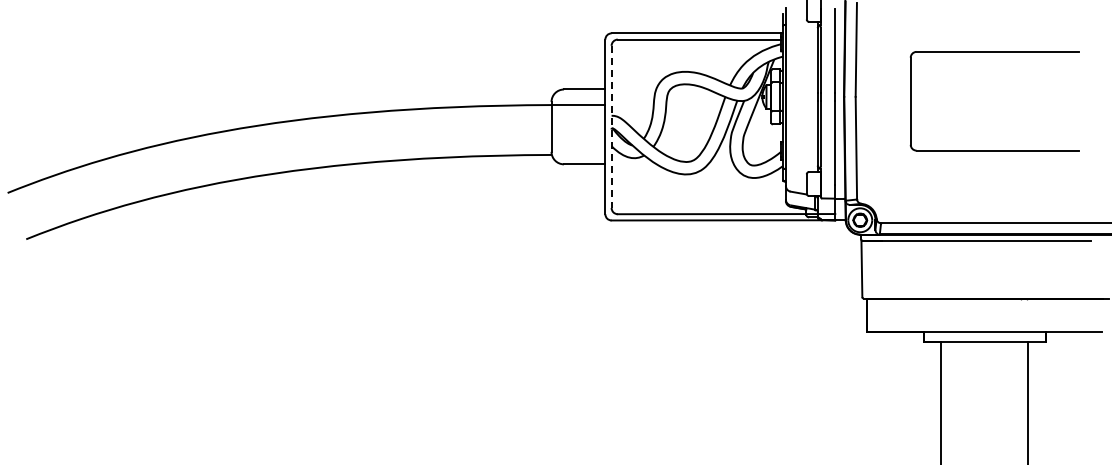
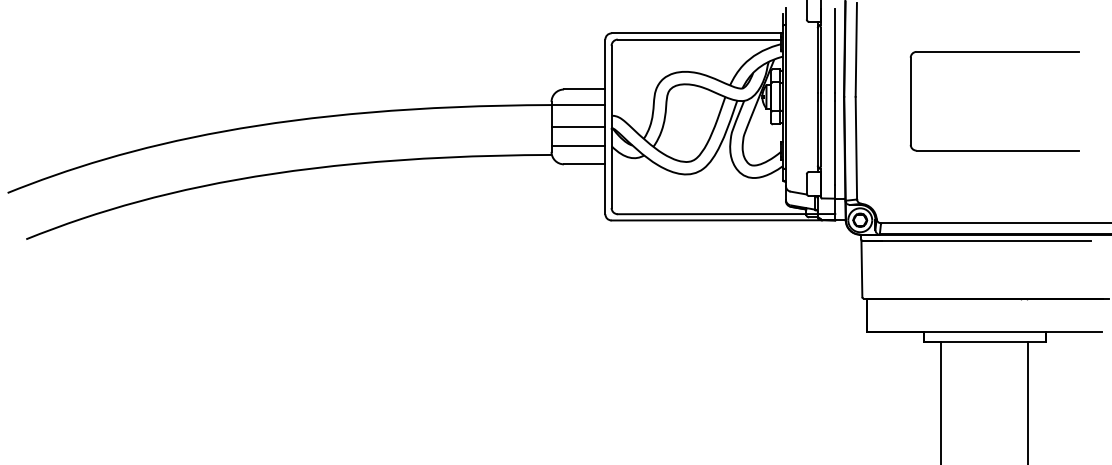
line: none -> present (578, 126)
line: dashed -> solid (611, 127)
line: none -> present (578, 146)
